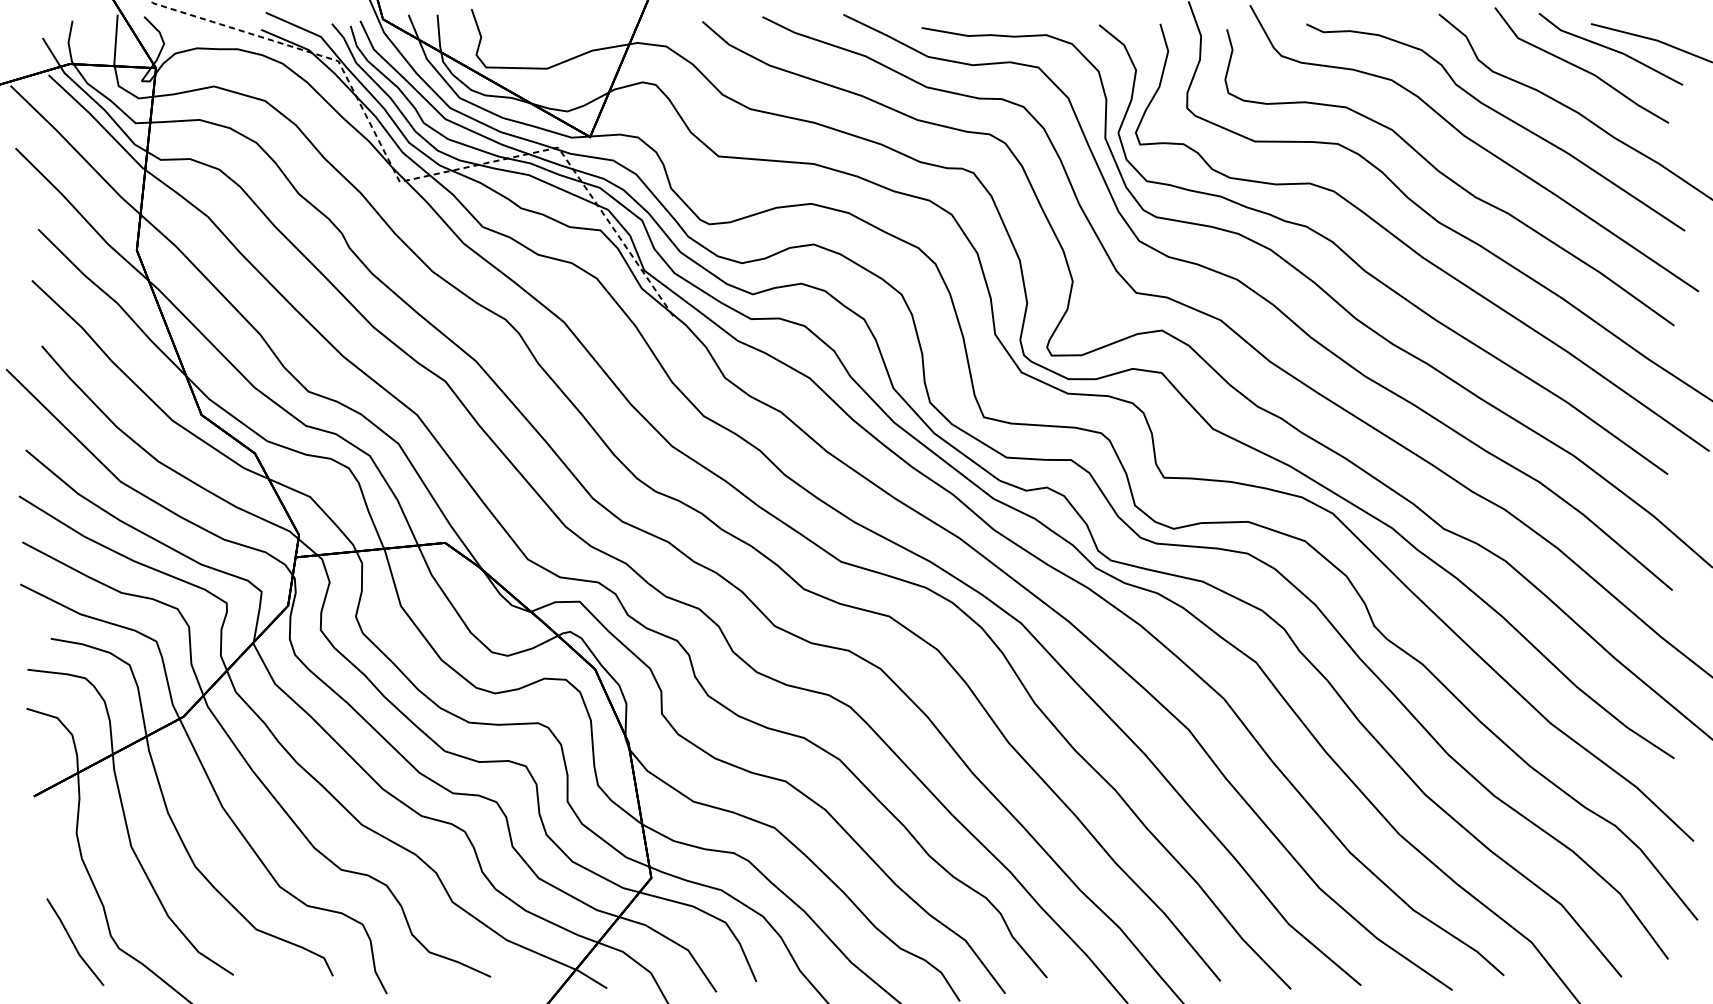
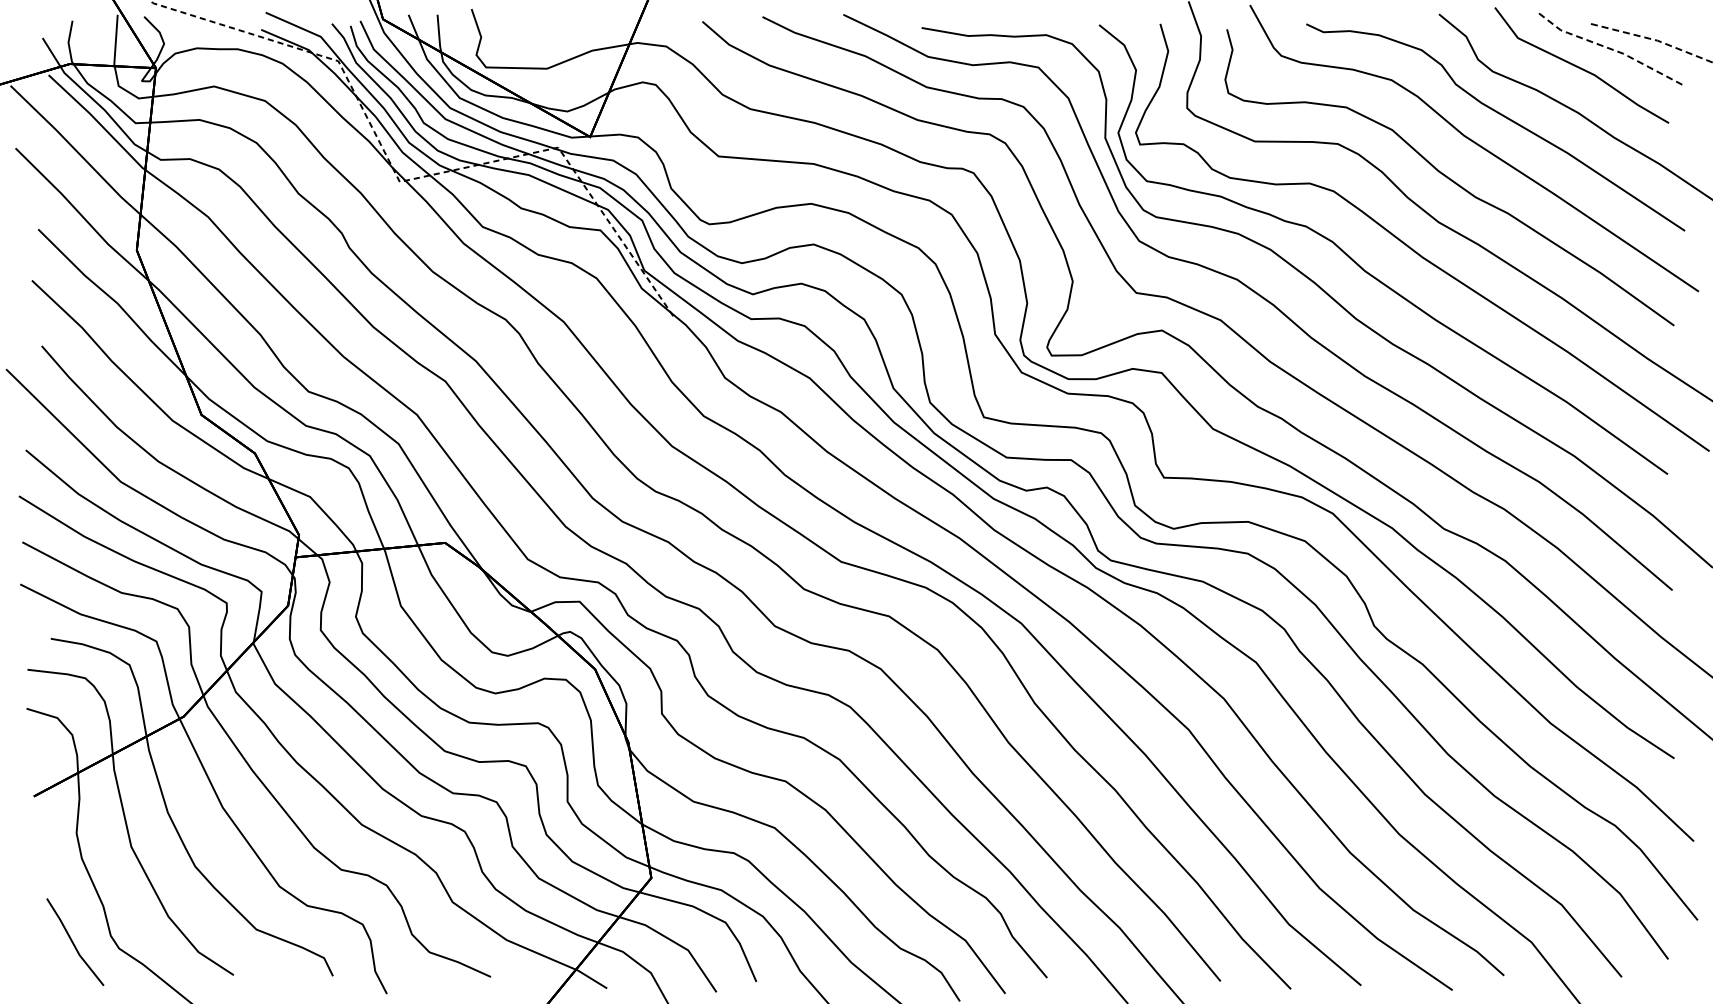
line: solid -> dashed (1653, 39)
line: solid -> dashed (1610, 49)
